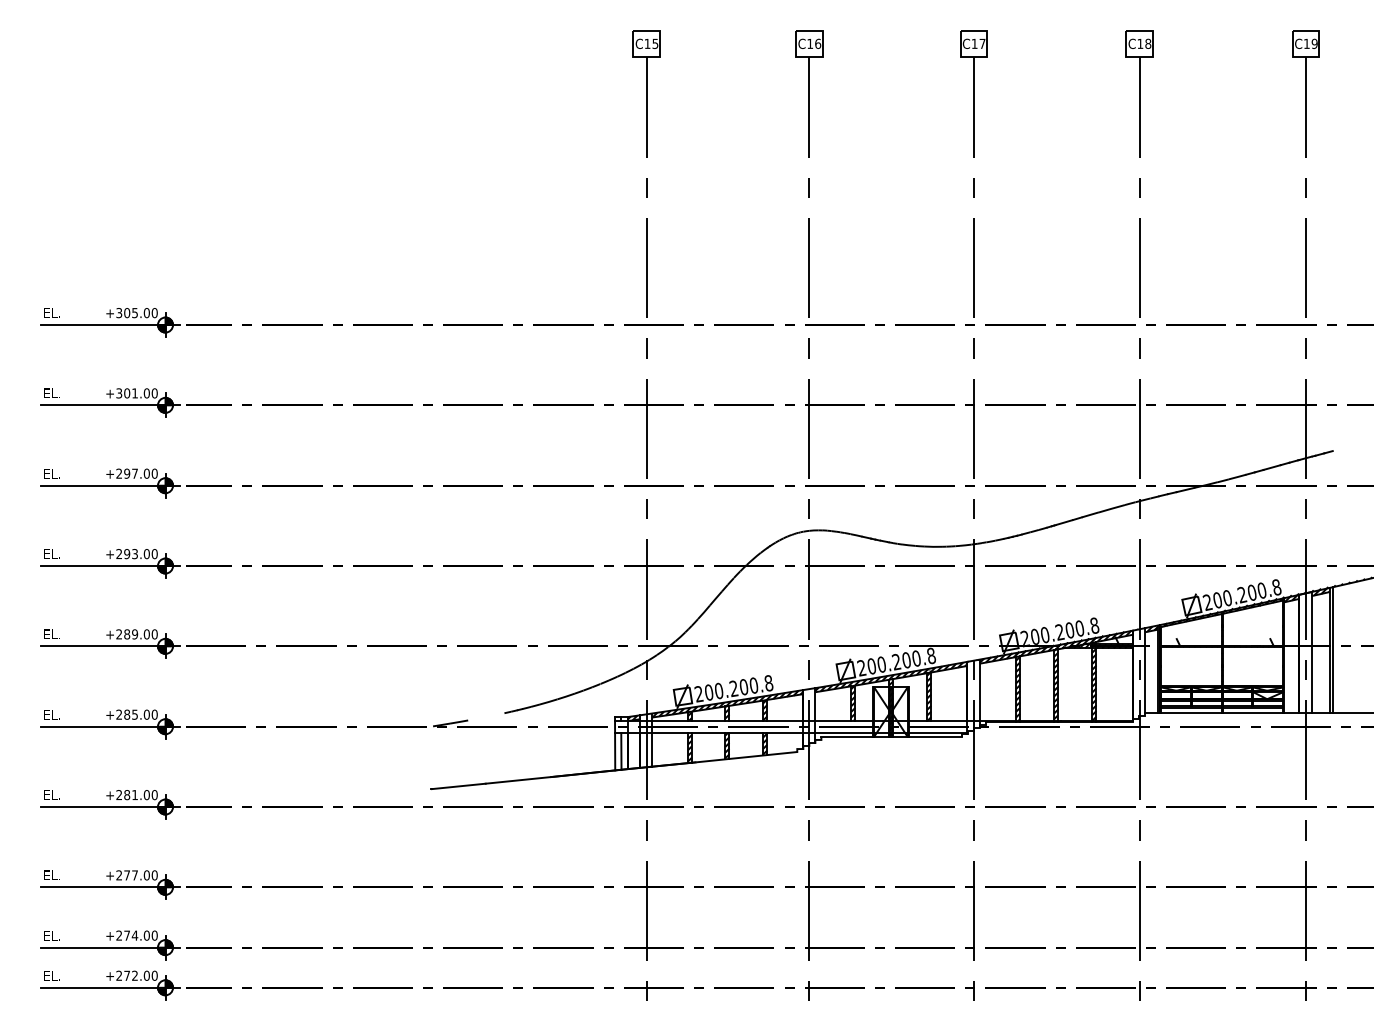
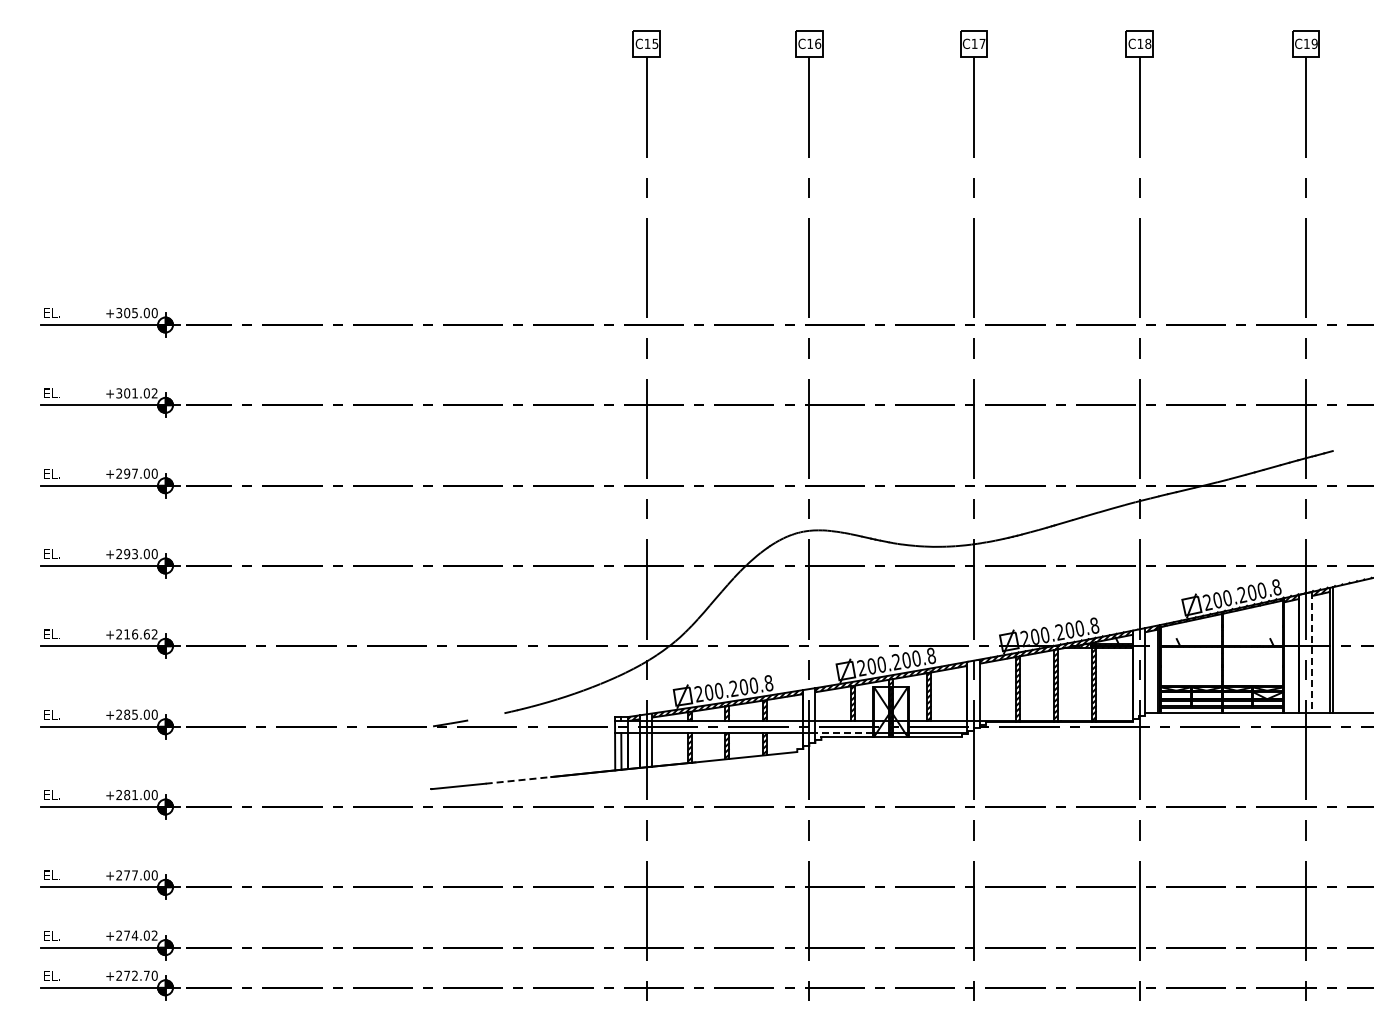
text: +301.00 -> +301.02 (154, 393)
text: +289.00 -> +216.62 (140, 634)
line: solid -> dashed (1311, 652)
line: solid -> dashed (844, 732)
line: solid -> dashed (518, 780)
text: +274.00 -> +274.02 (154, 935)
text: +272.00 -> +272.70 (146, 975)
